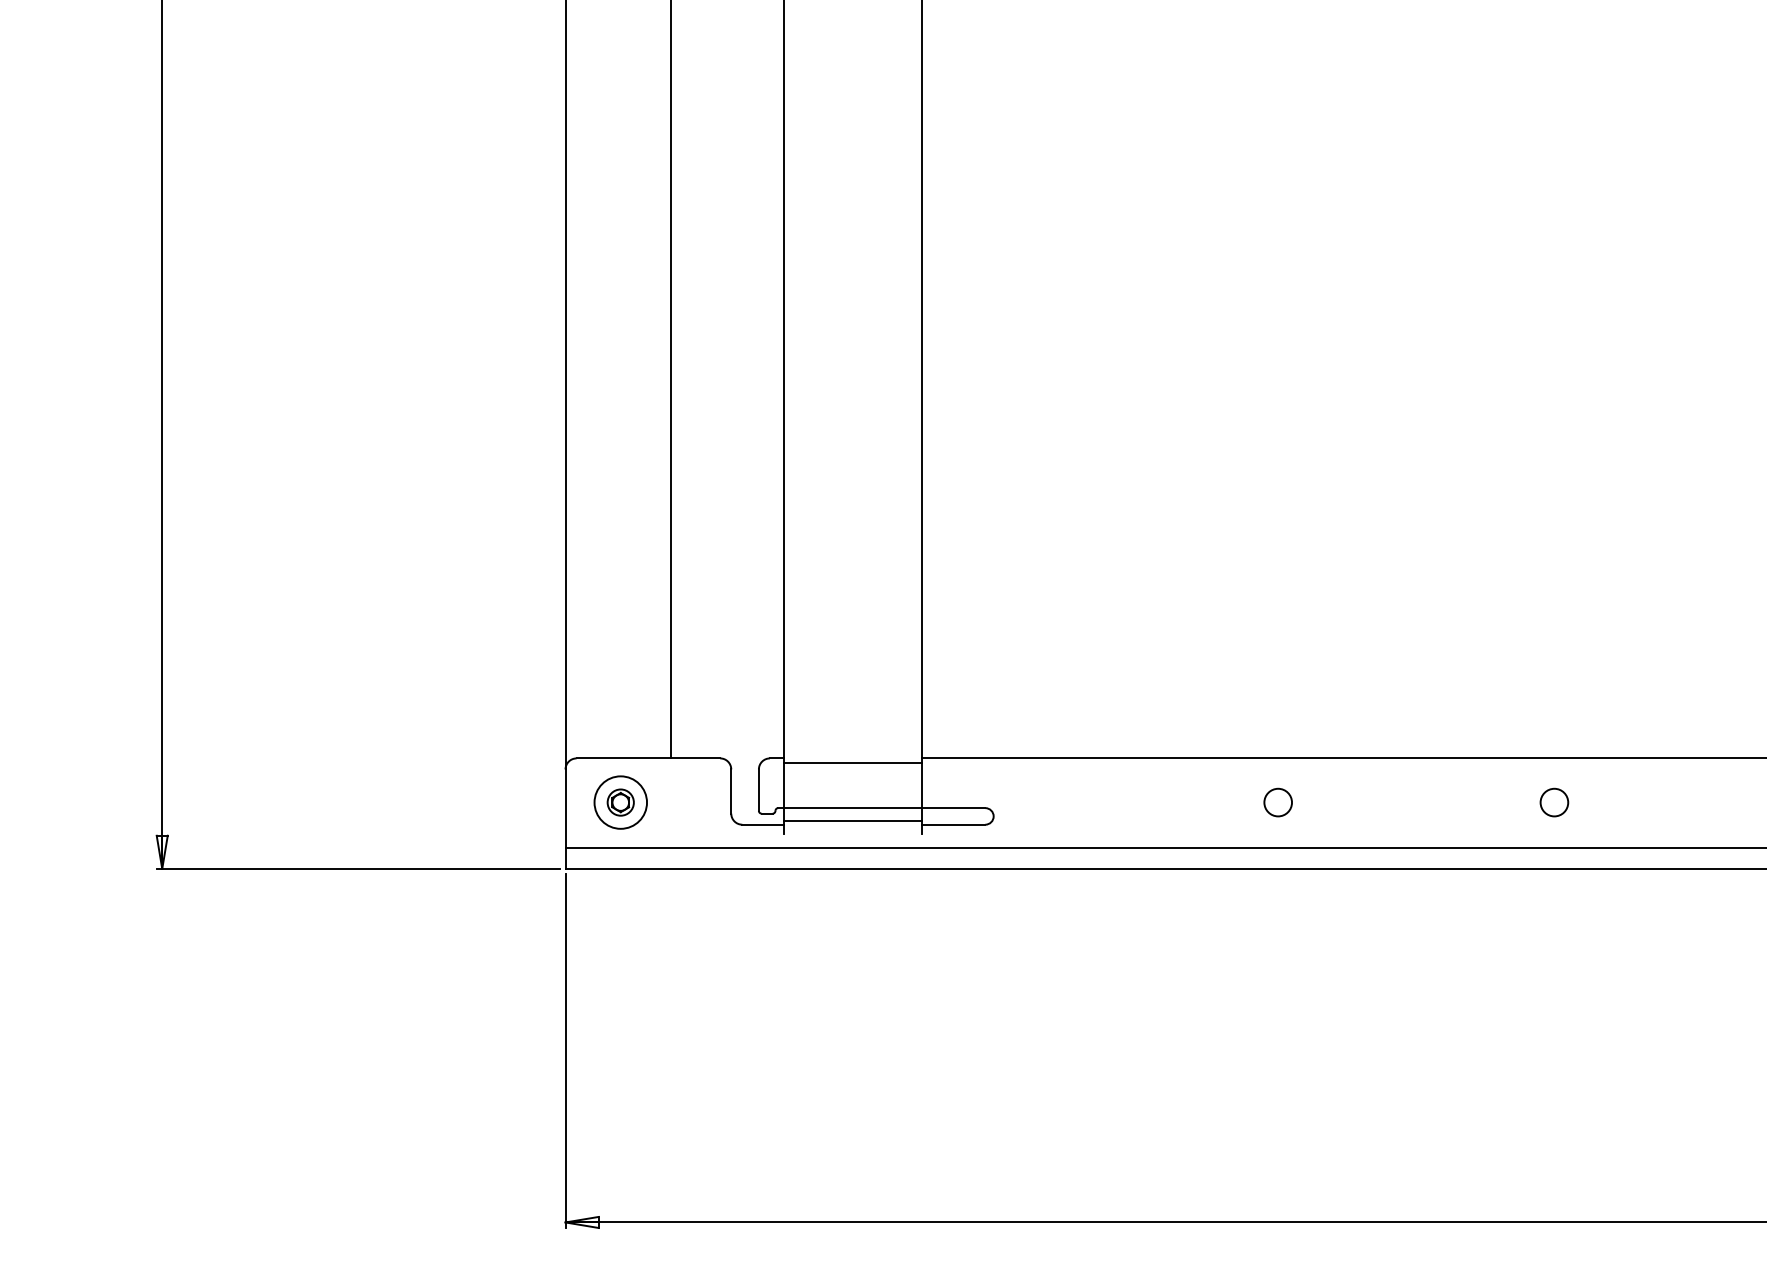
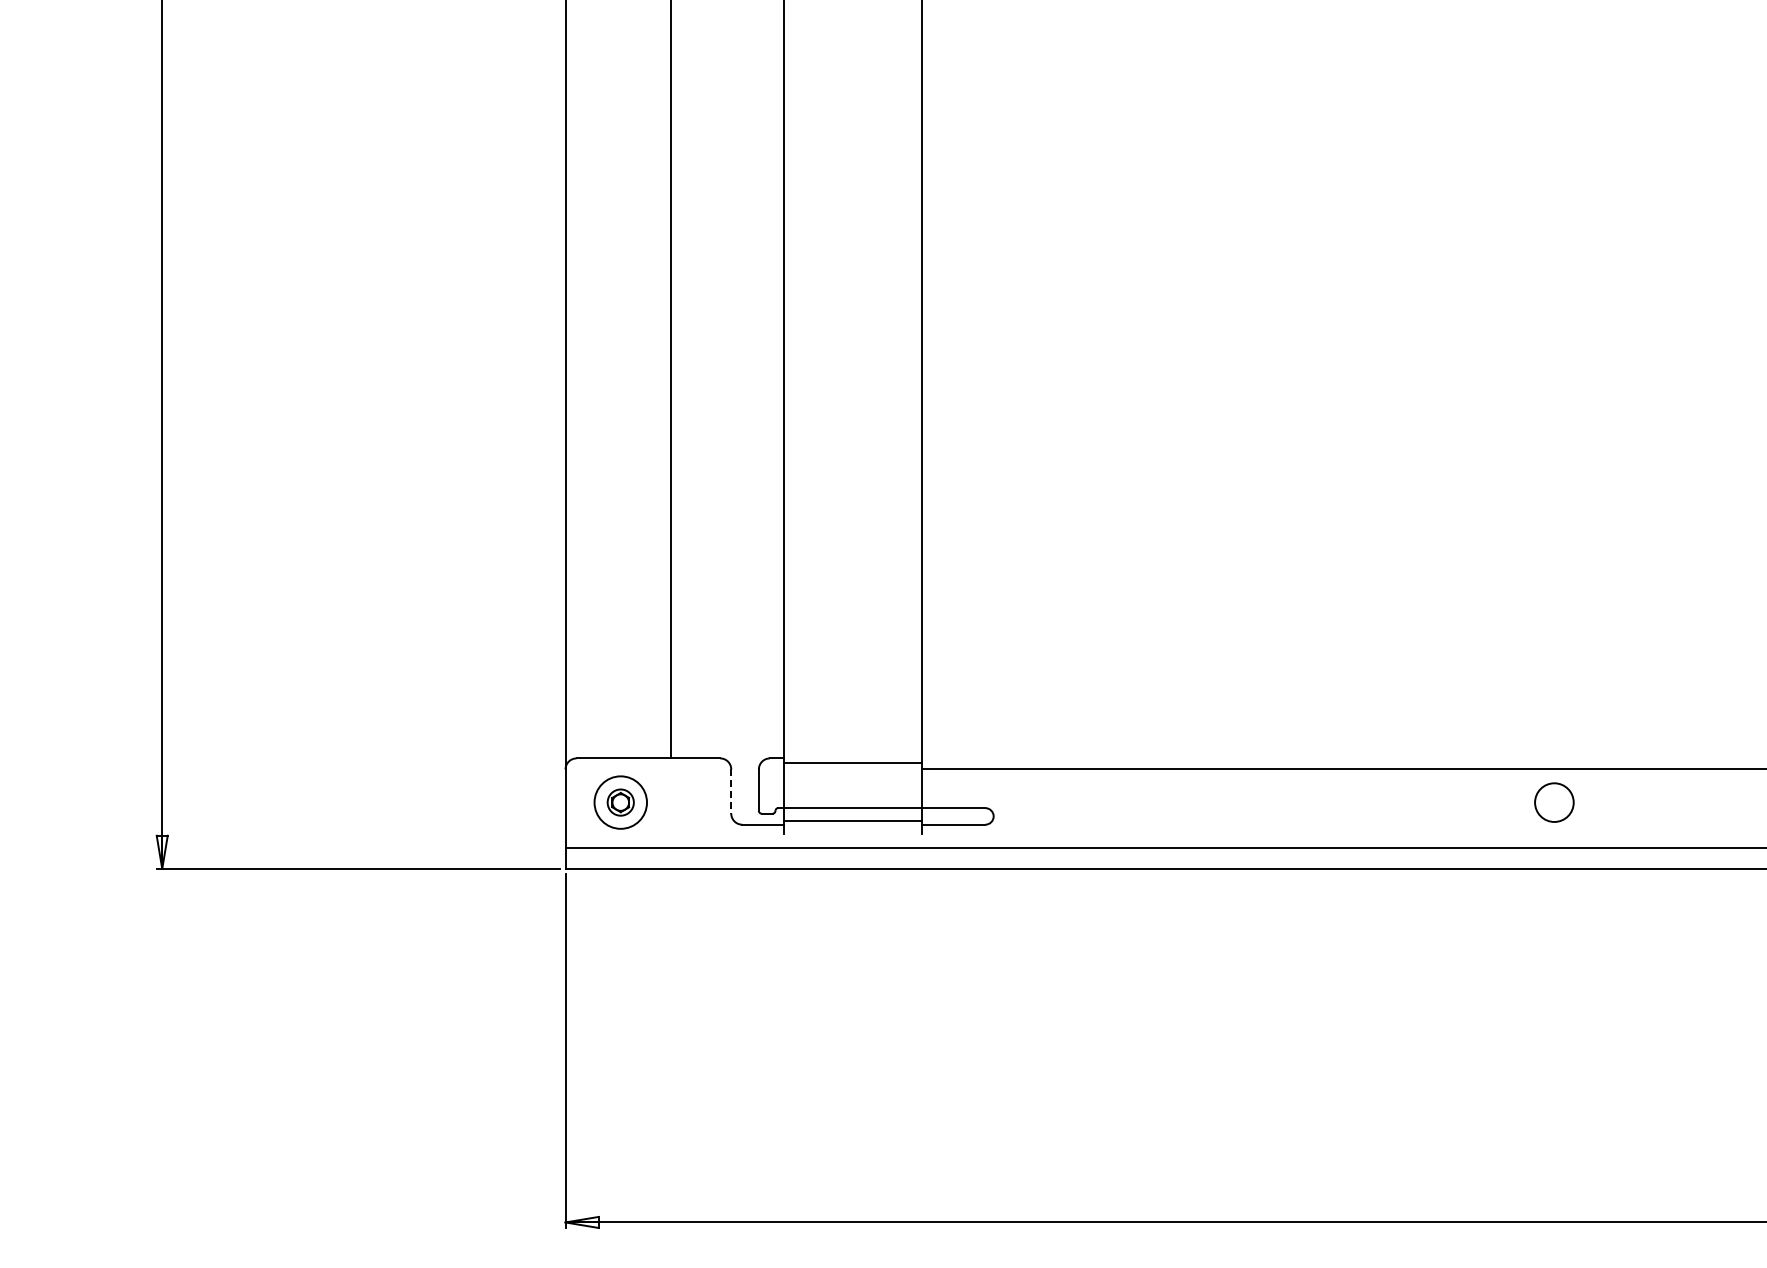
line position: (1342, 758) -> (1342, 769) (1342, 769)
line: solid -> dashed (731, 792)
circle: present -> none (1277, 802)
circle size: 31x31 px -> 41x41 px (1554, 802)
